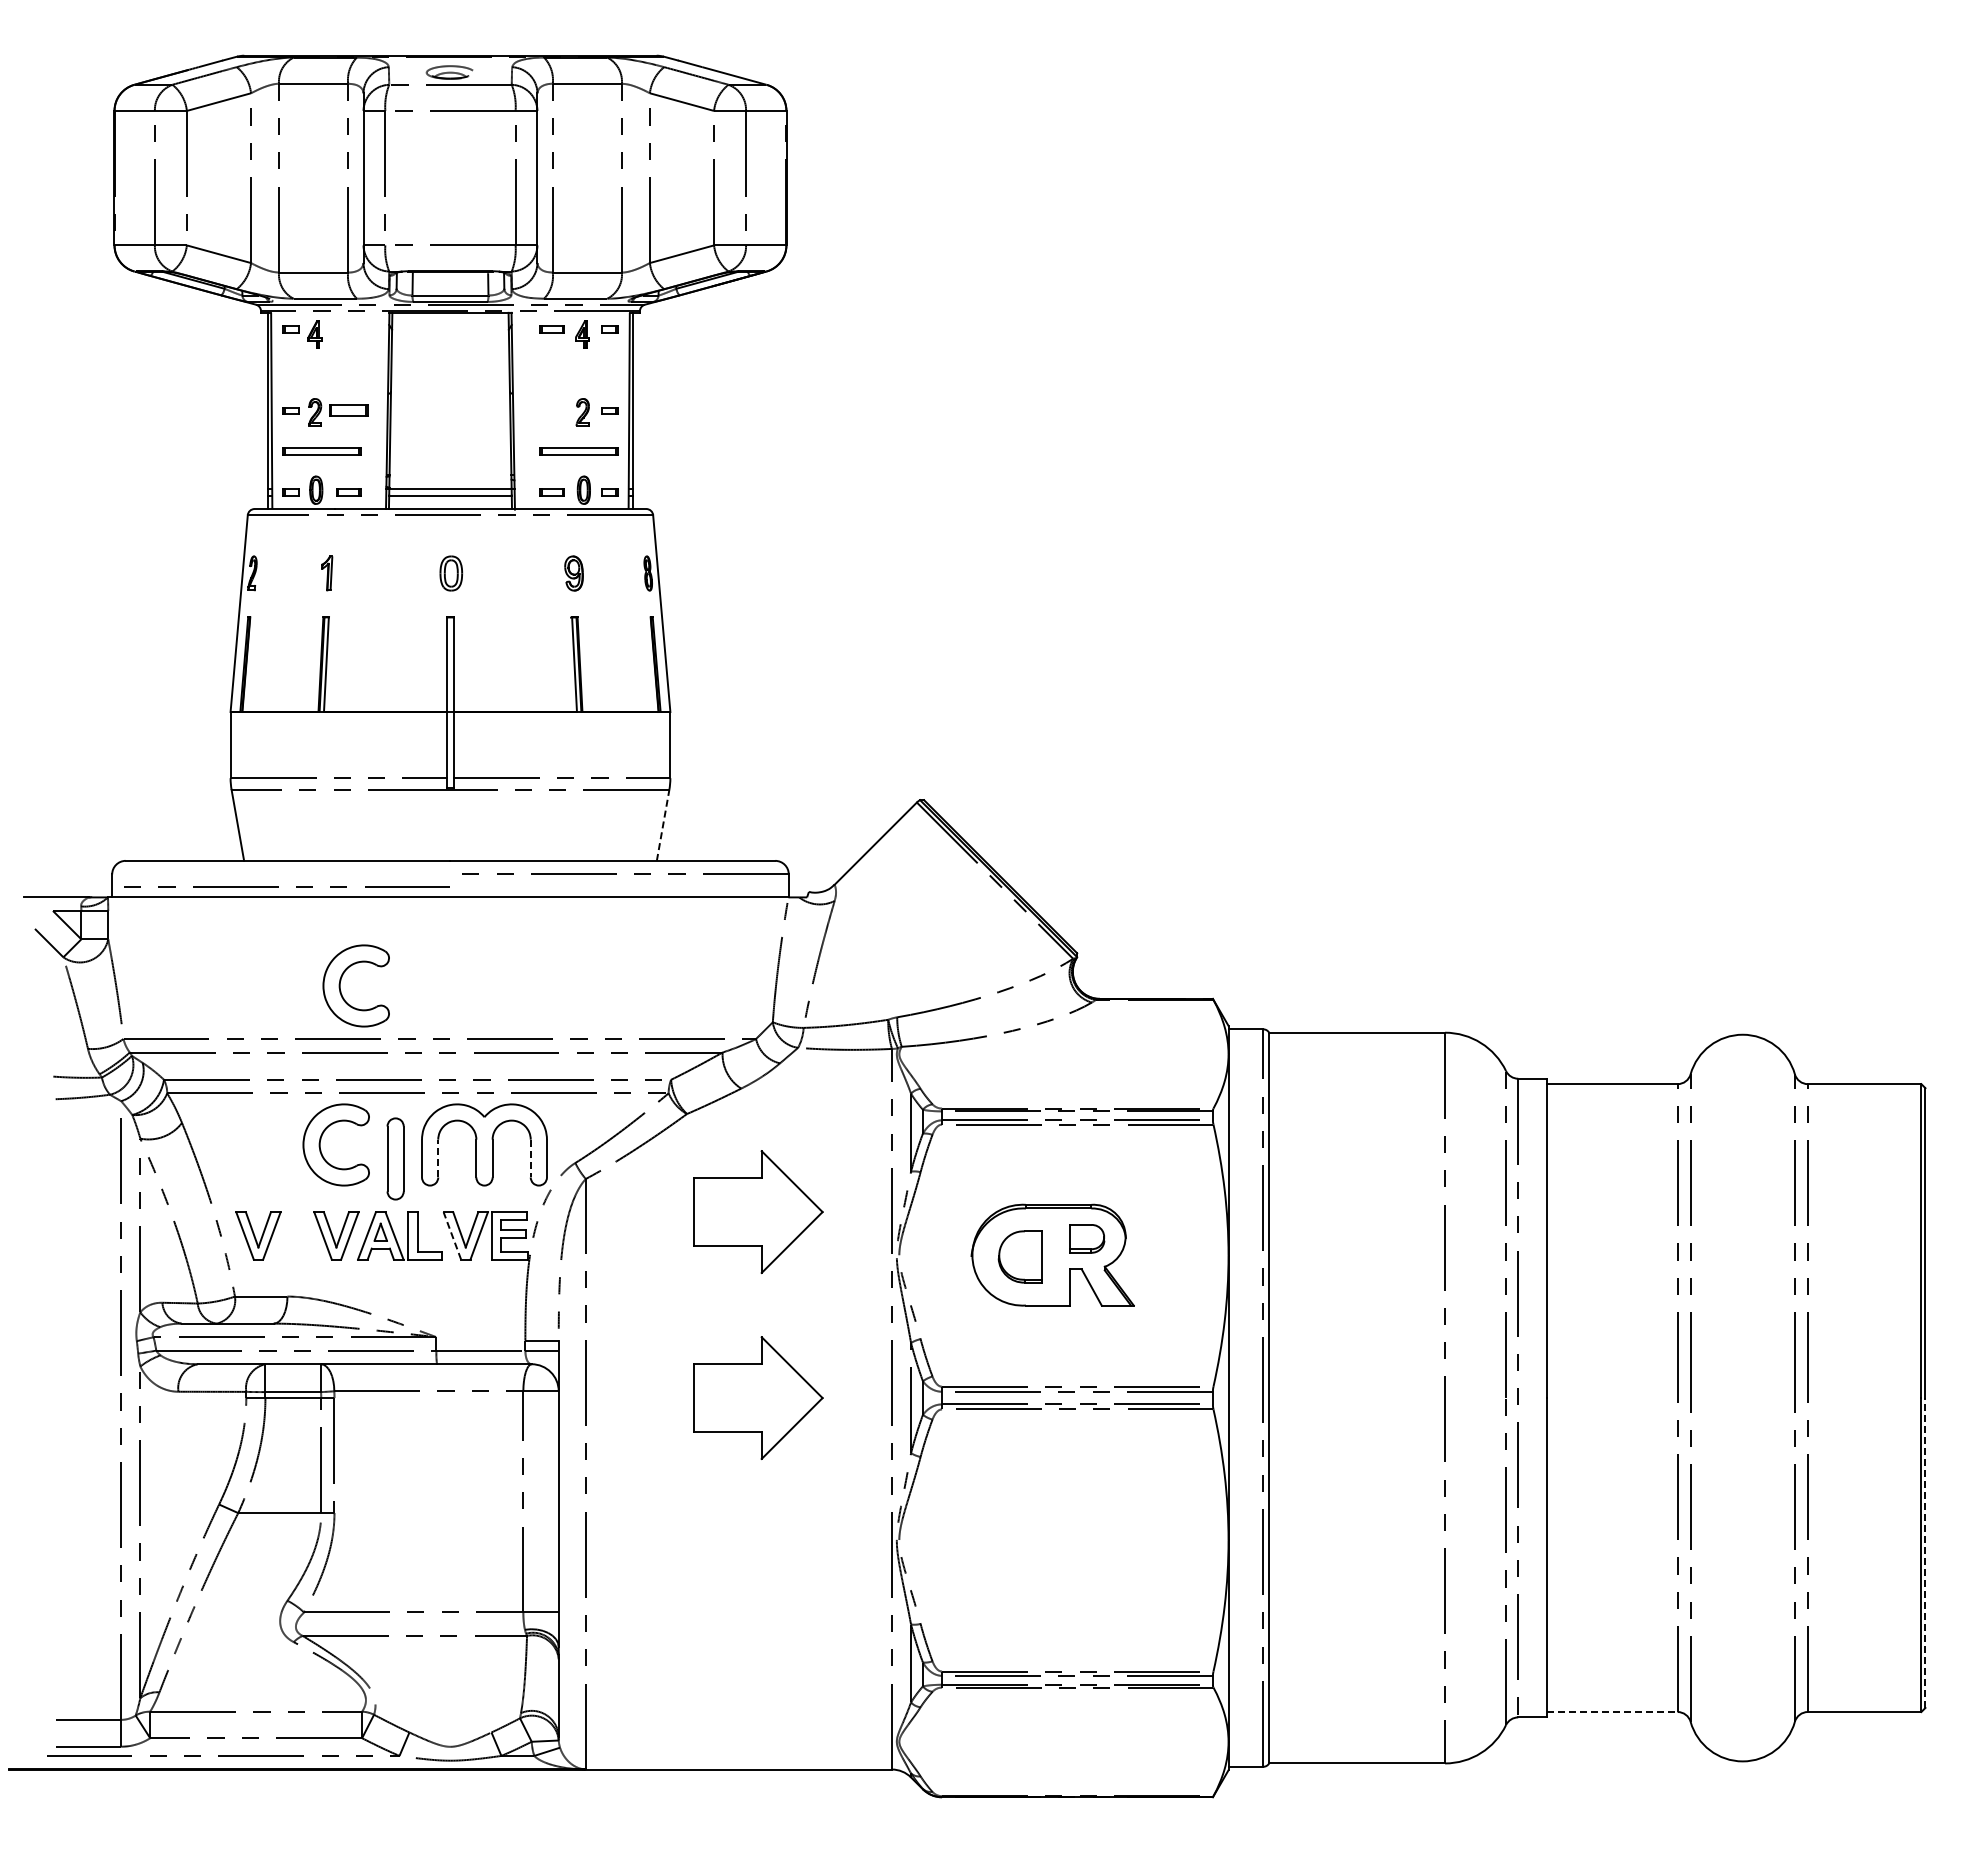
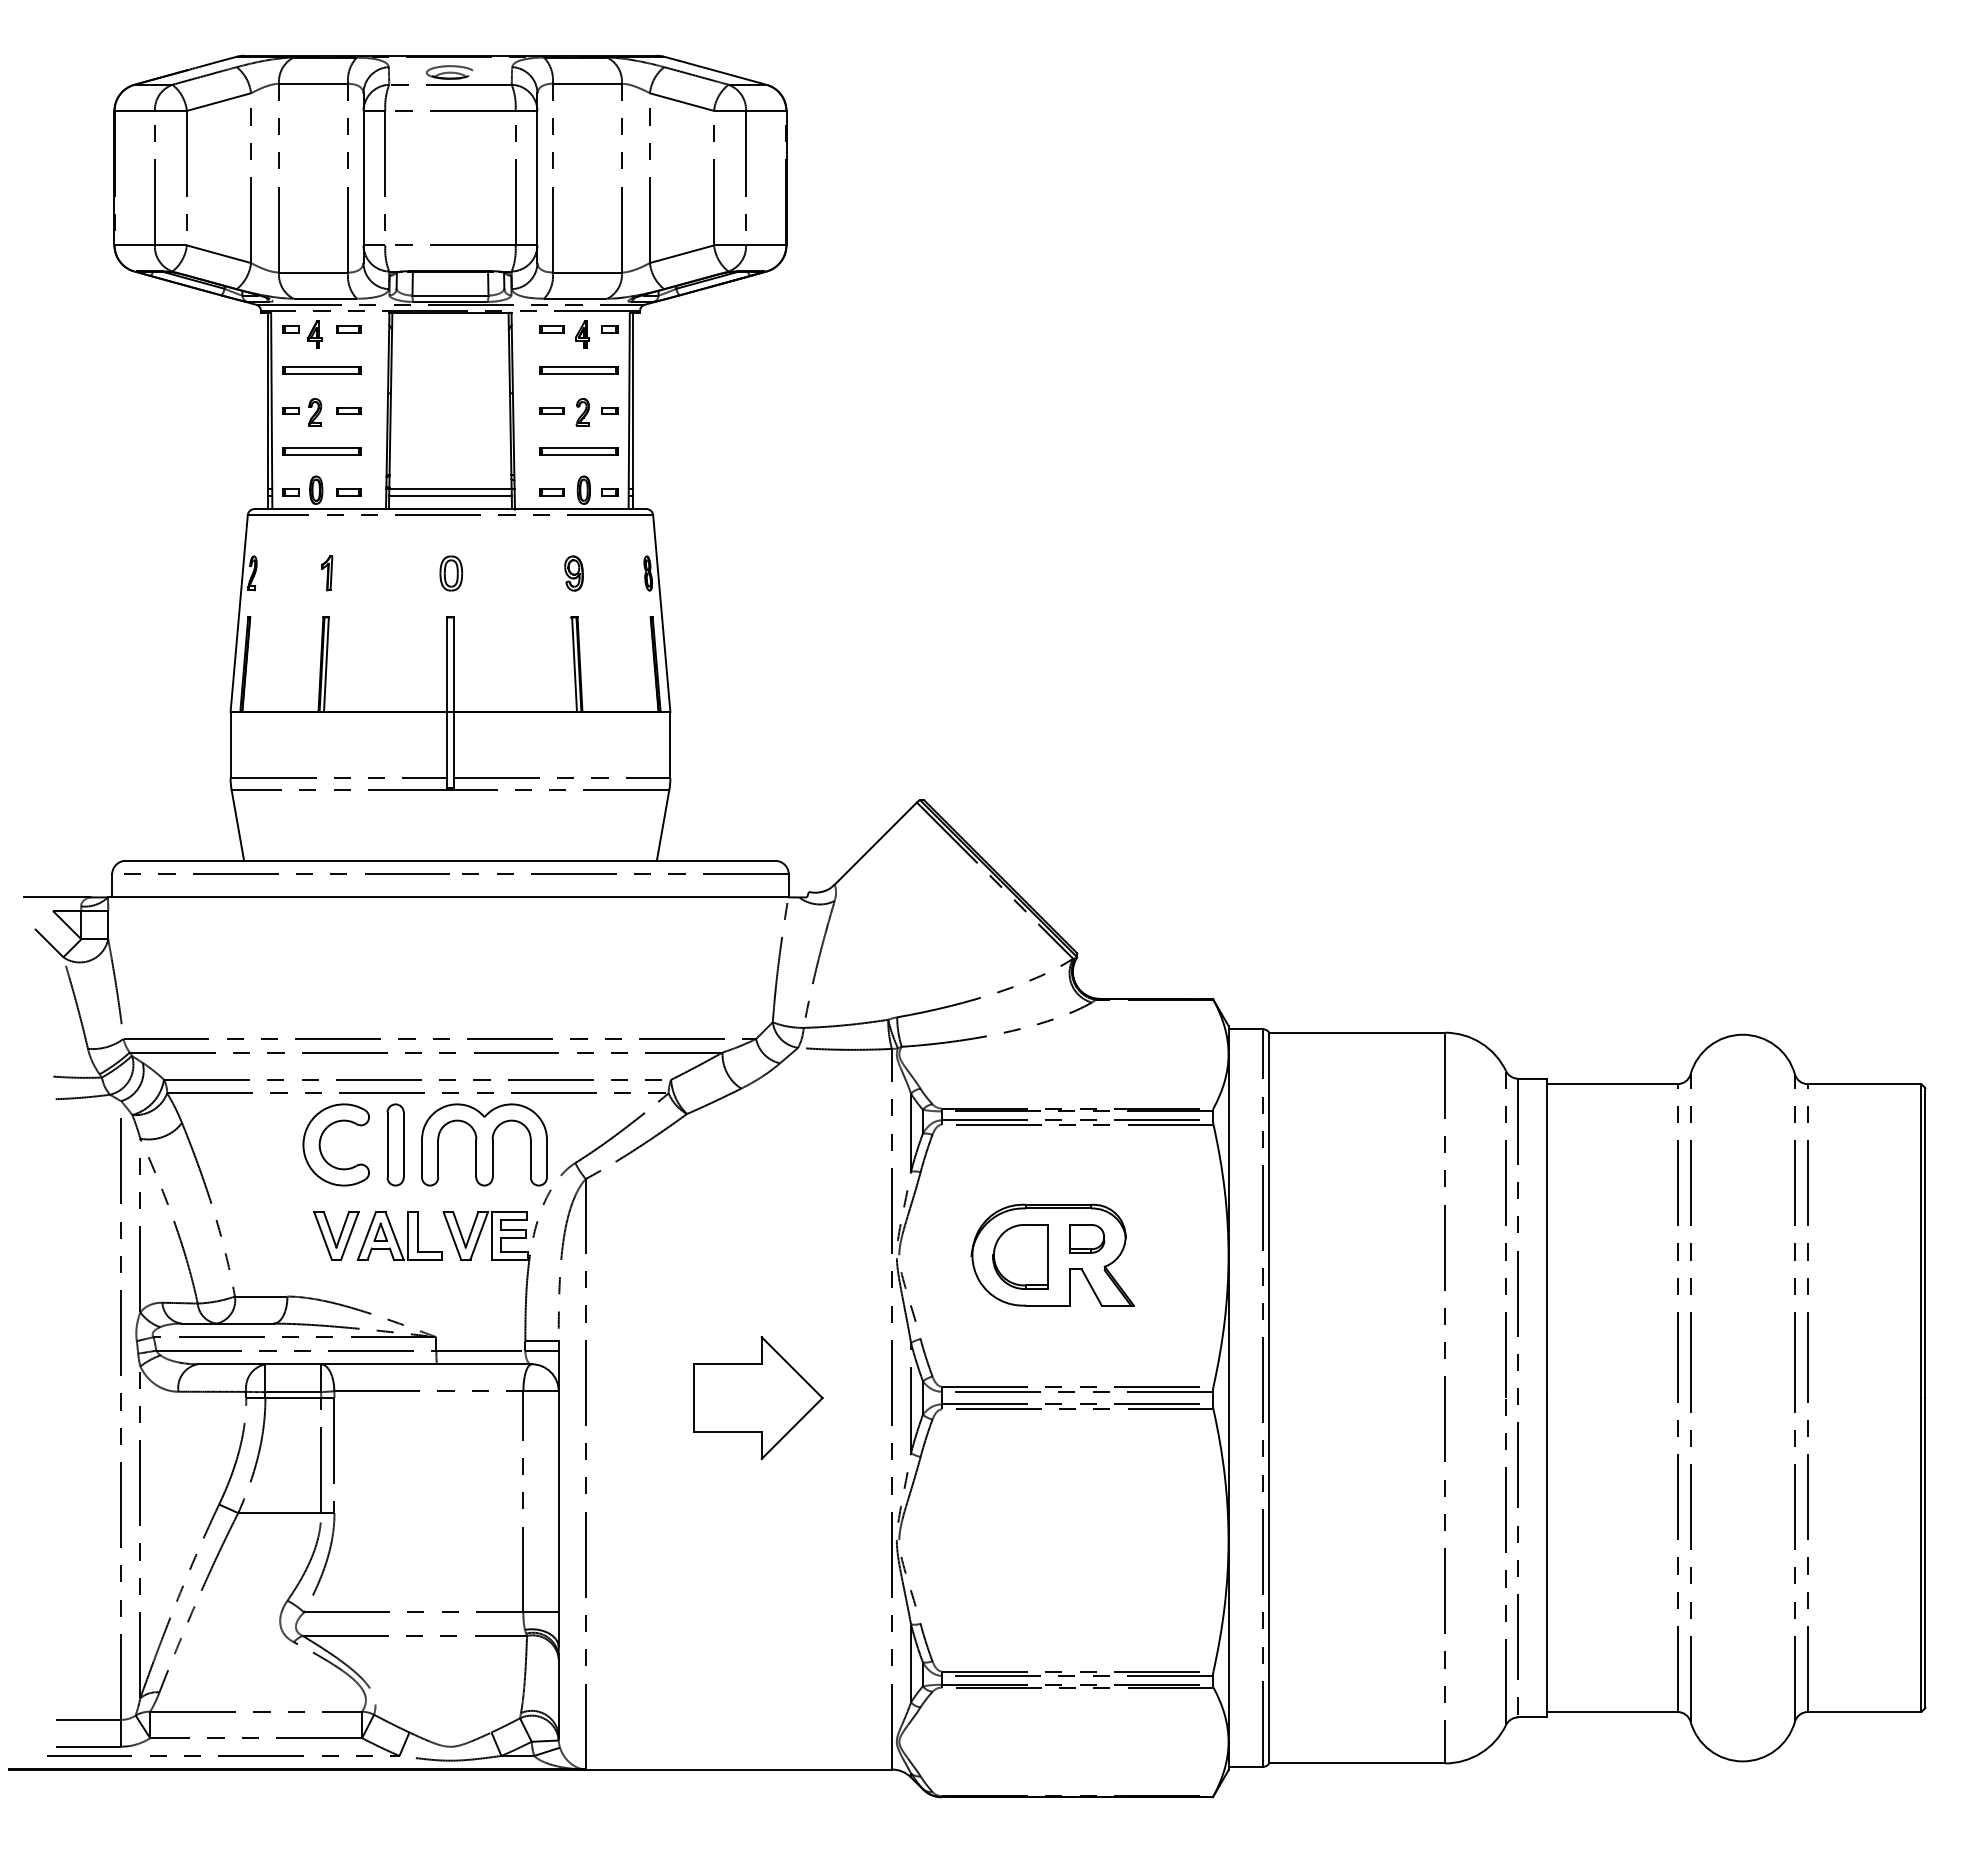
part: none -> present (348, 329)
part: none -> present (321, 370)
part: none -> present (578, 370)
part size: 40x13 px -> 26x8 px (348, 410)
part: none -> present (551, 410)
line: dashed -> solid (663, 824)
line position: (278, 886) -> (278, 873) (278, 873)
part: present -> none (341, 980)
part position: (395, 1158) -> (395, 1144) (395, 1144)
line: dashed -> solid (438, 1158)
line: dashed -> solid (530, 1158)
part: present -> none (758, 1211)
part: present -> none (258, 1235)
line: dashed -> solid (452, 1235)
part size: 46x54 px -> 57x66 px (1020, 1256)
line: dashed -> solid (1925, 1553)
line: dashed -> solid (1612, 1712)
